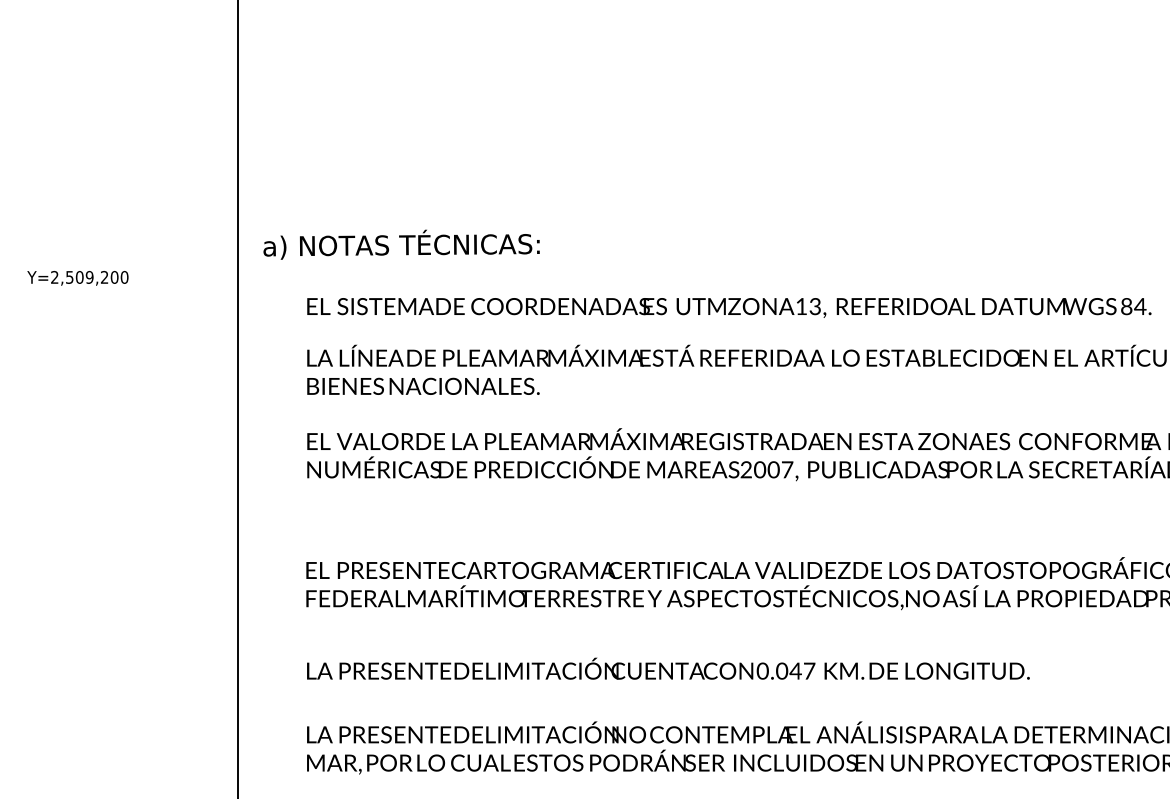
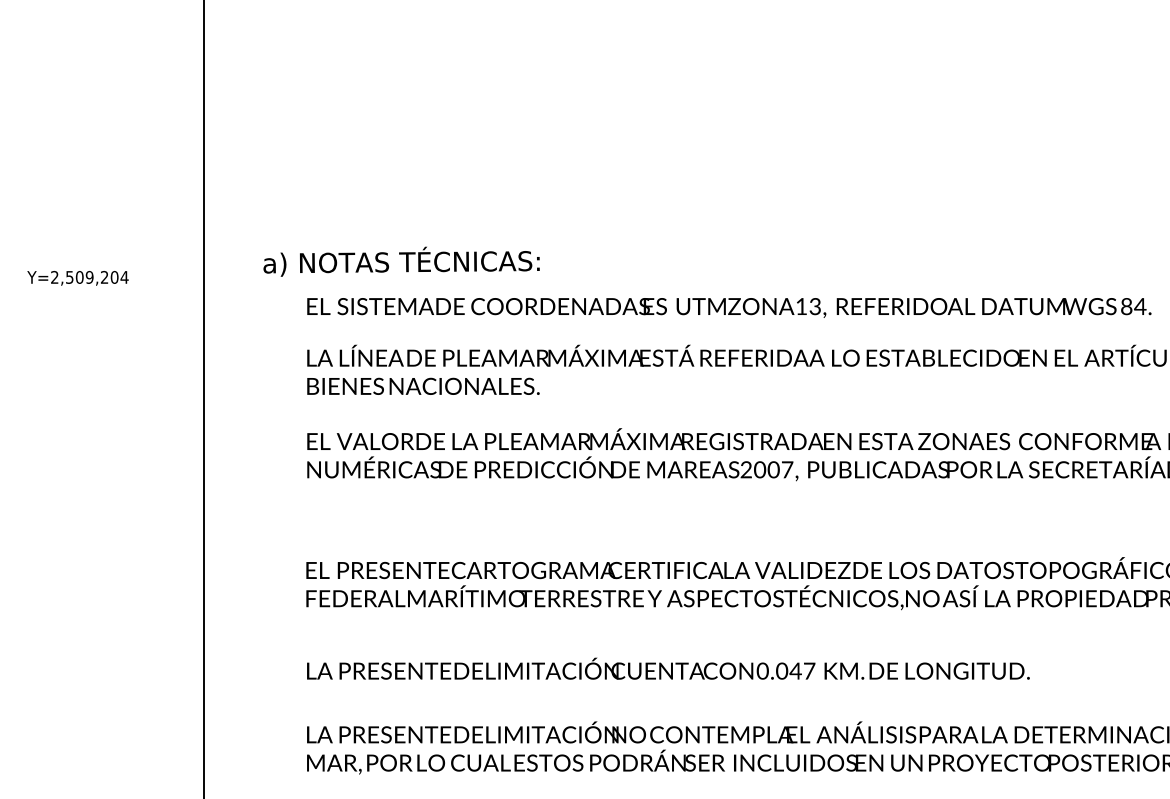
text position: (401, 244) -> (401, 261) (401, 261)
text: Y=2,509,200 -> Y=2,509,204 (124, 277)
line position: (238, 398) -> (204, 398) (204, 398)
